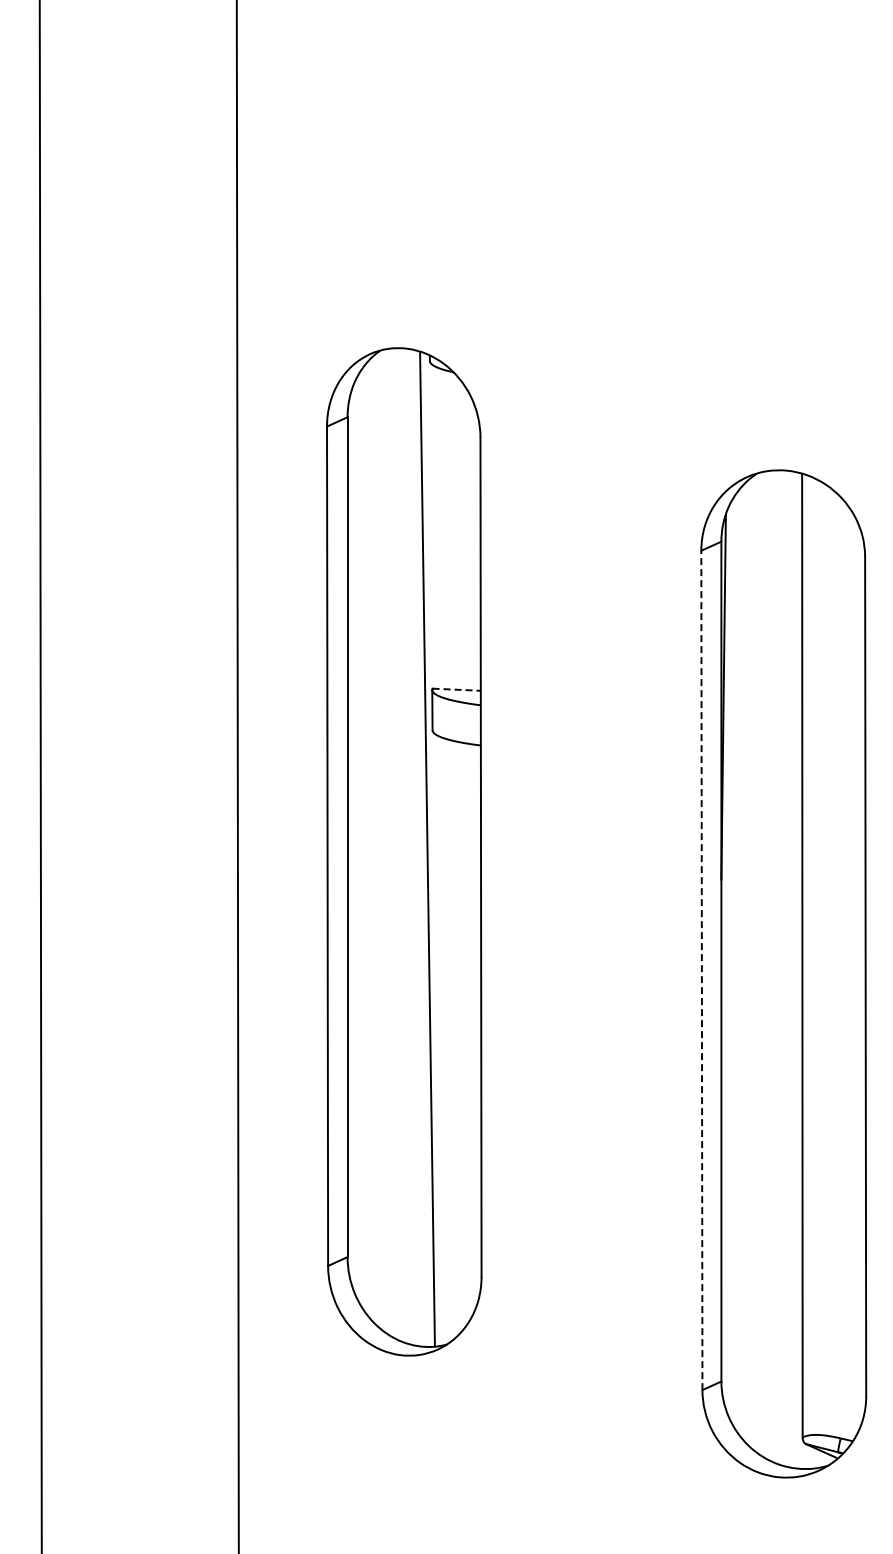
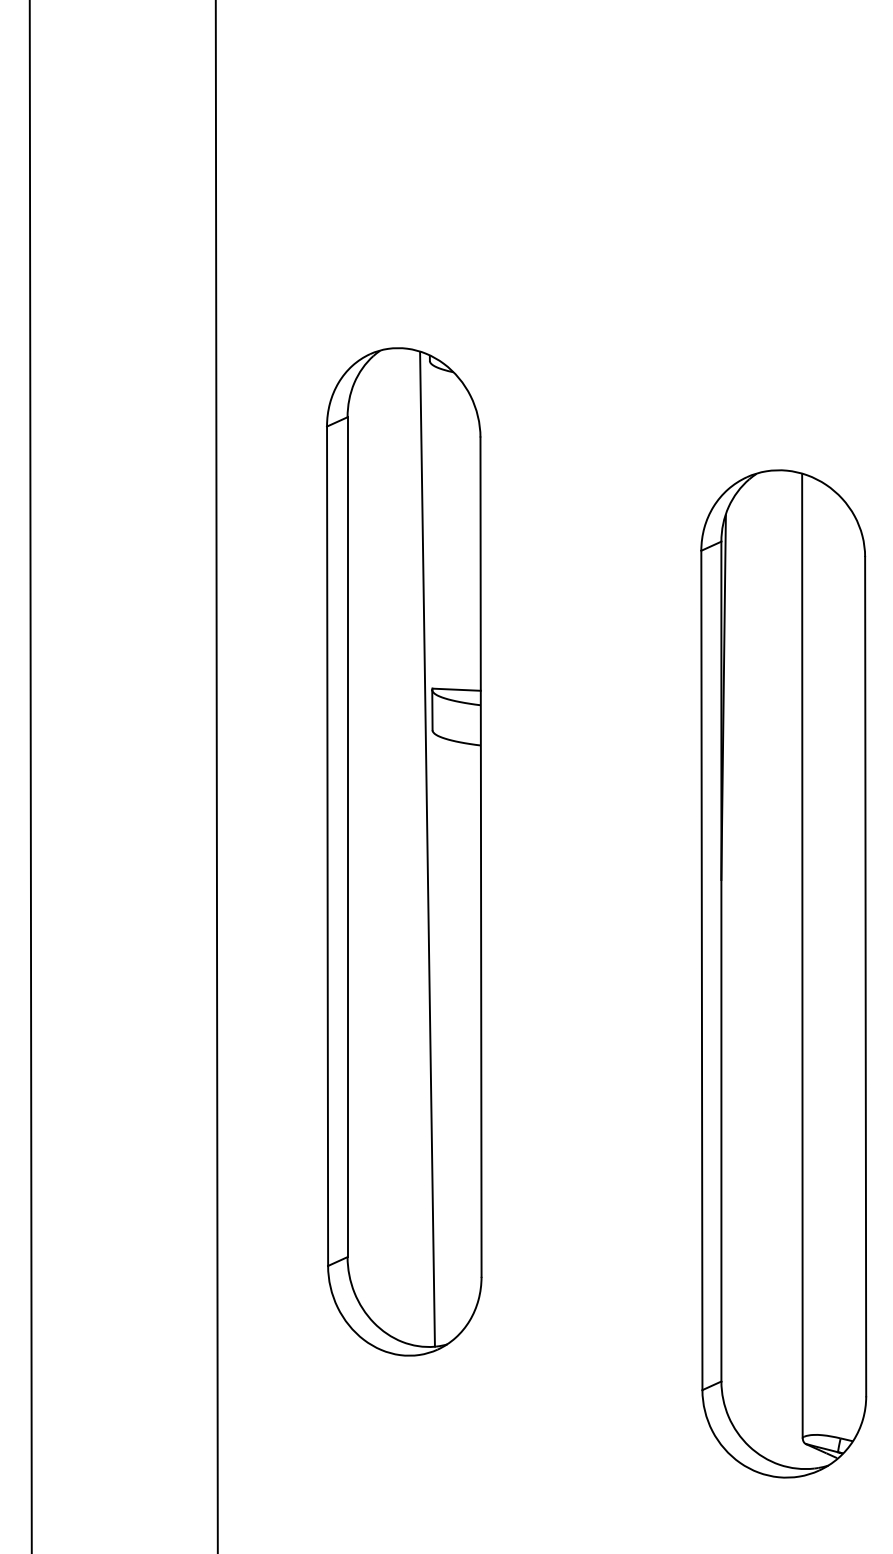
line: dashed -> solid (457, 689)
line position: (40, 776) -> (30, 776) (30, 776)
line position: (237, 776) -> (216, 776) (216, 776)
line: dashed -> solid (701, 970)
